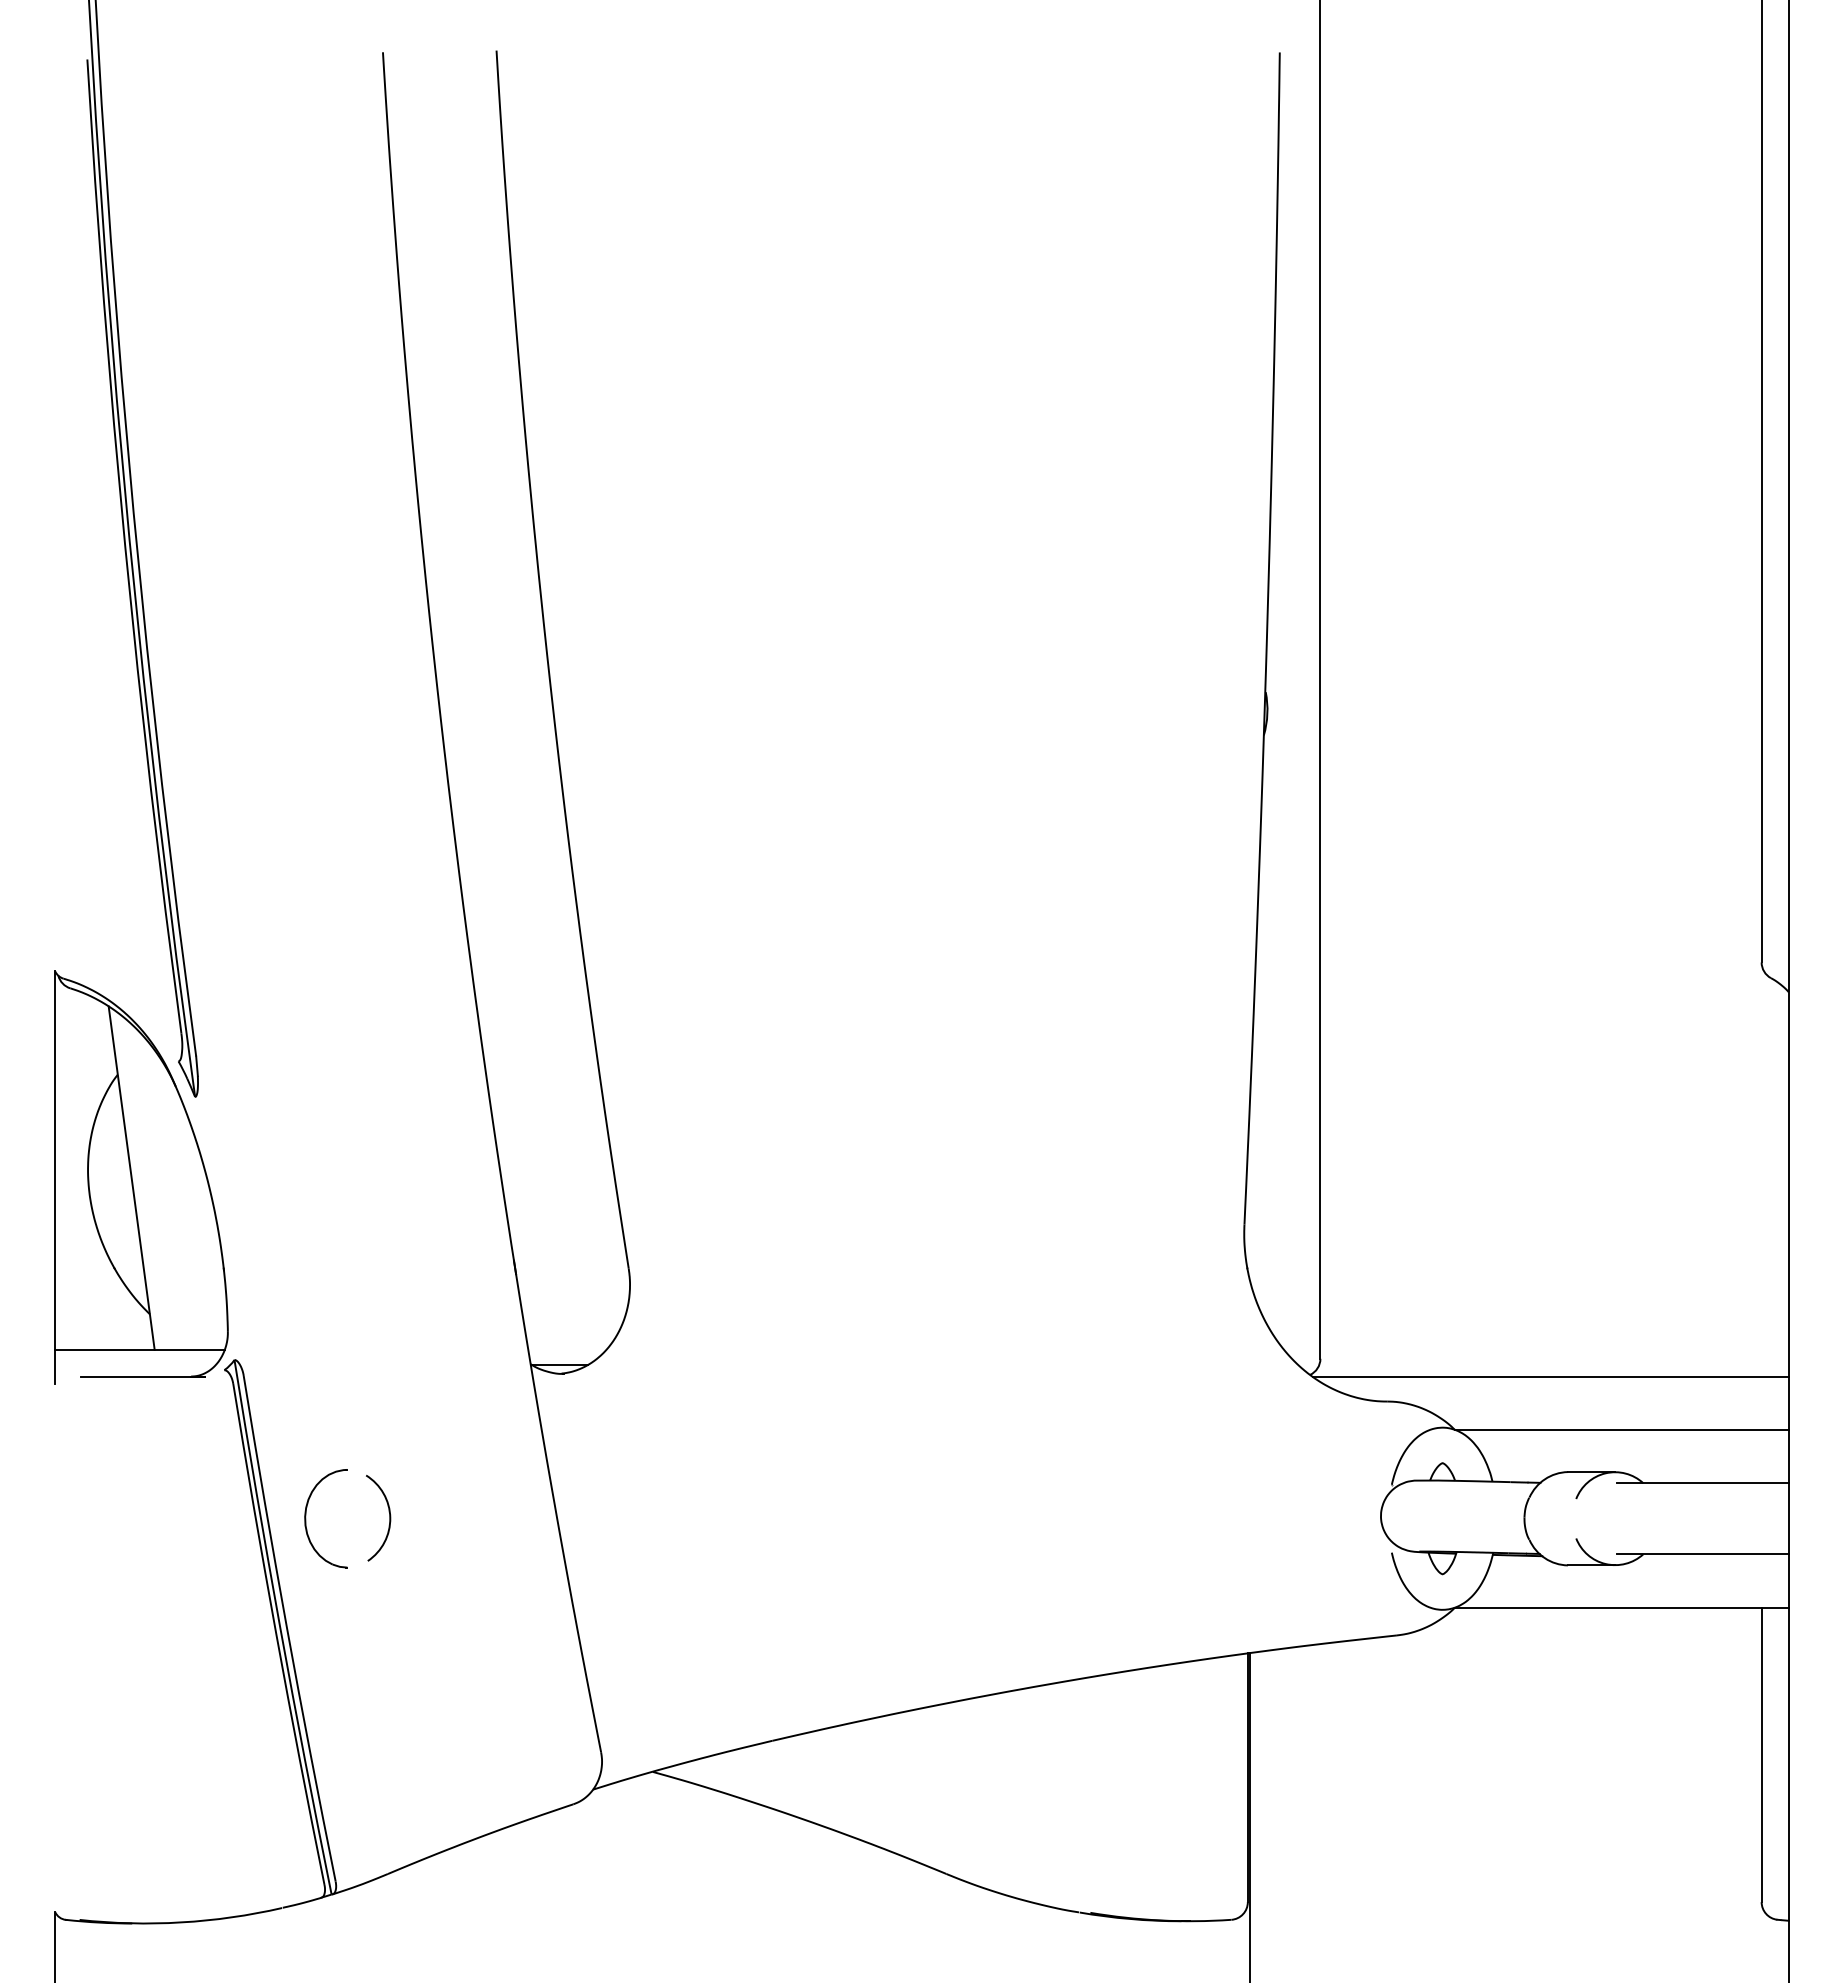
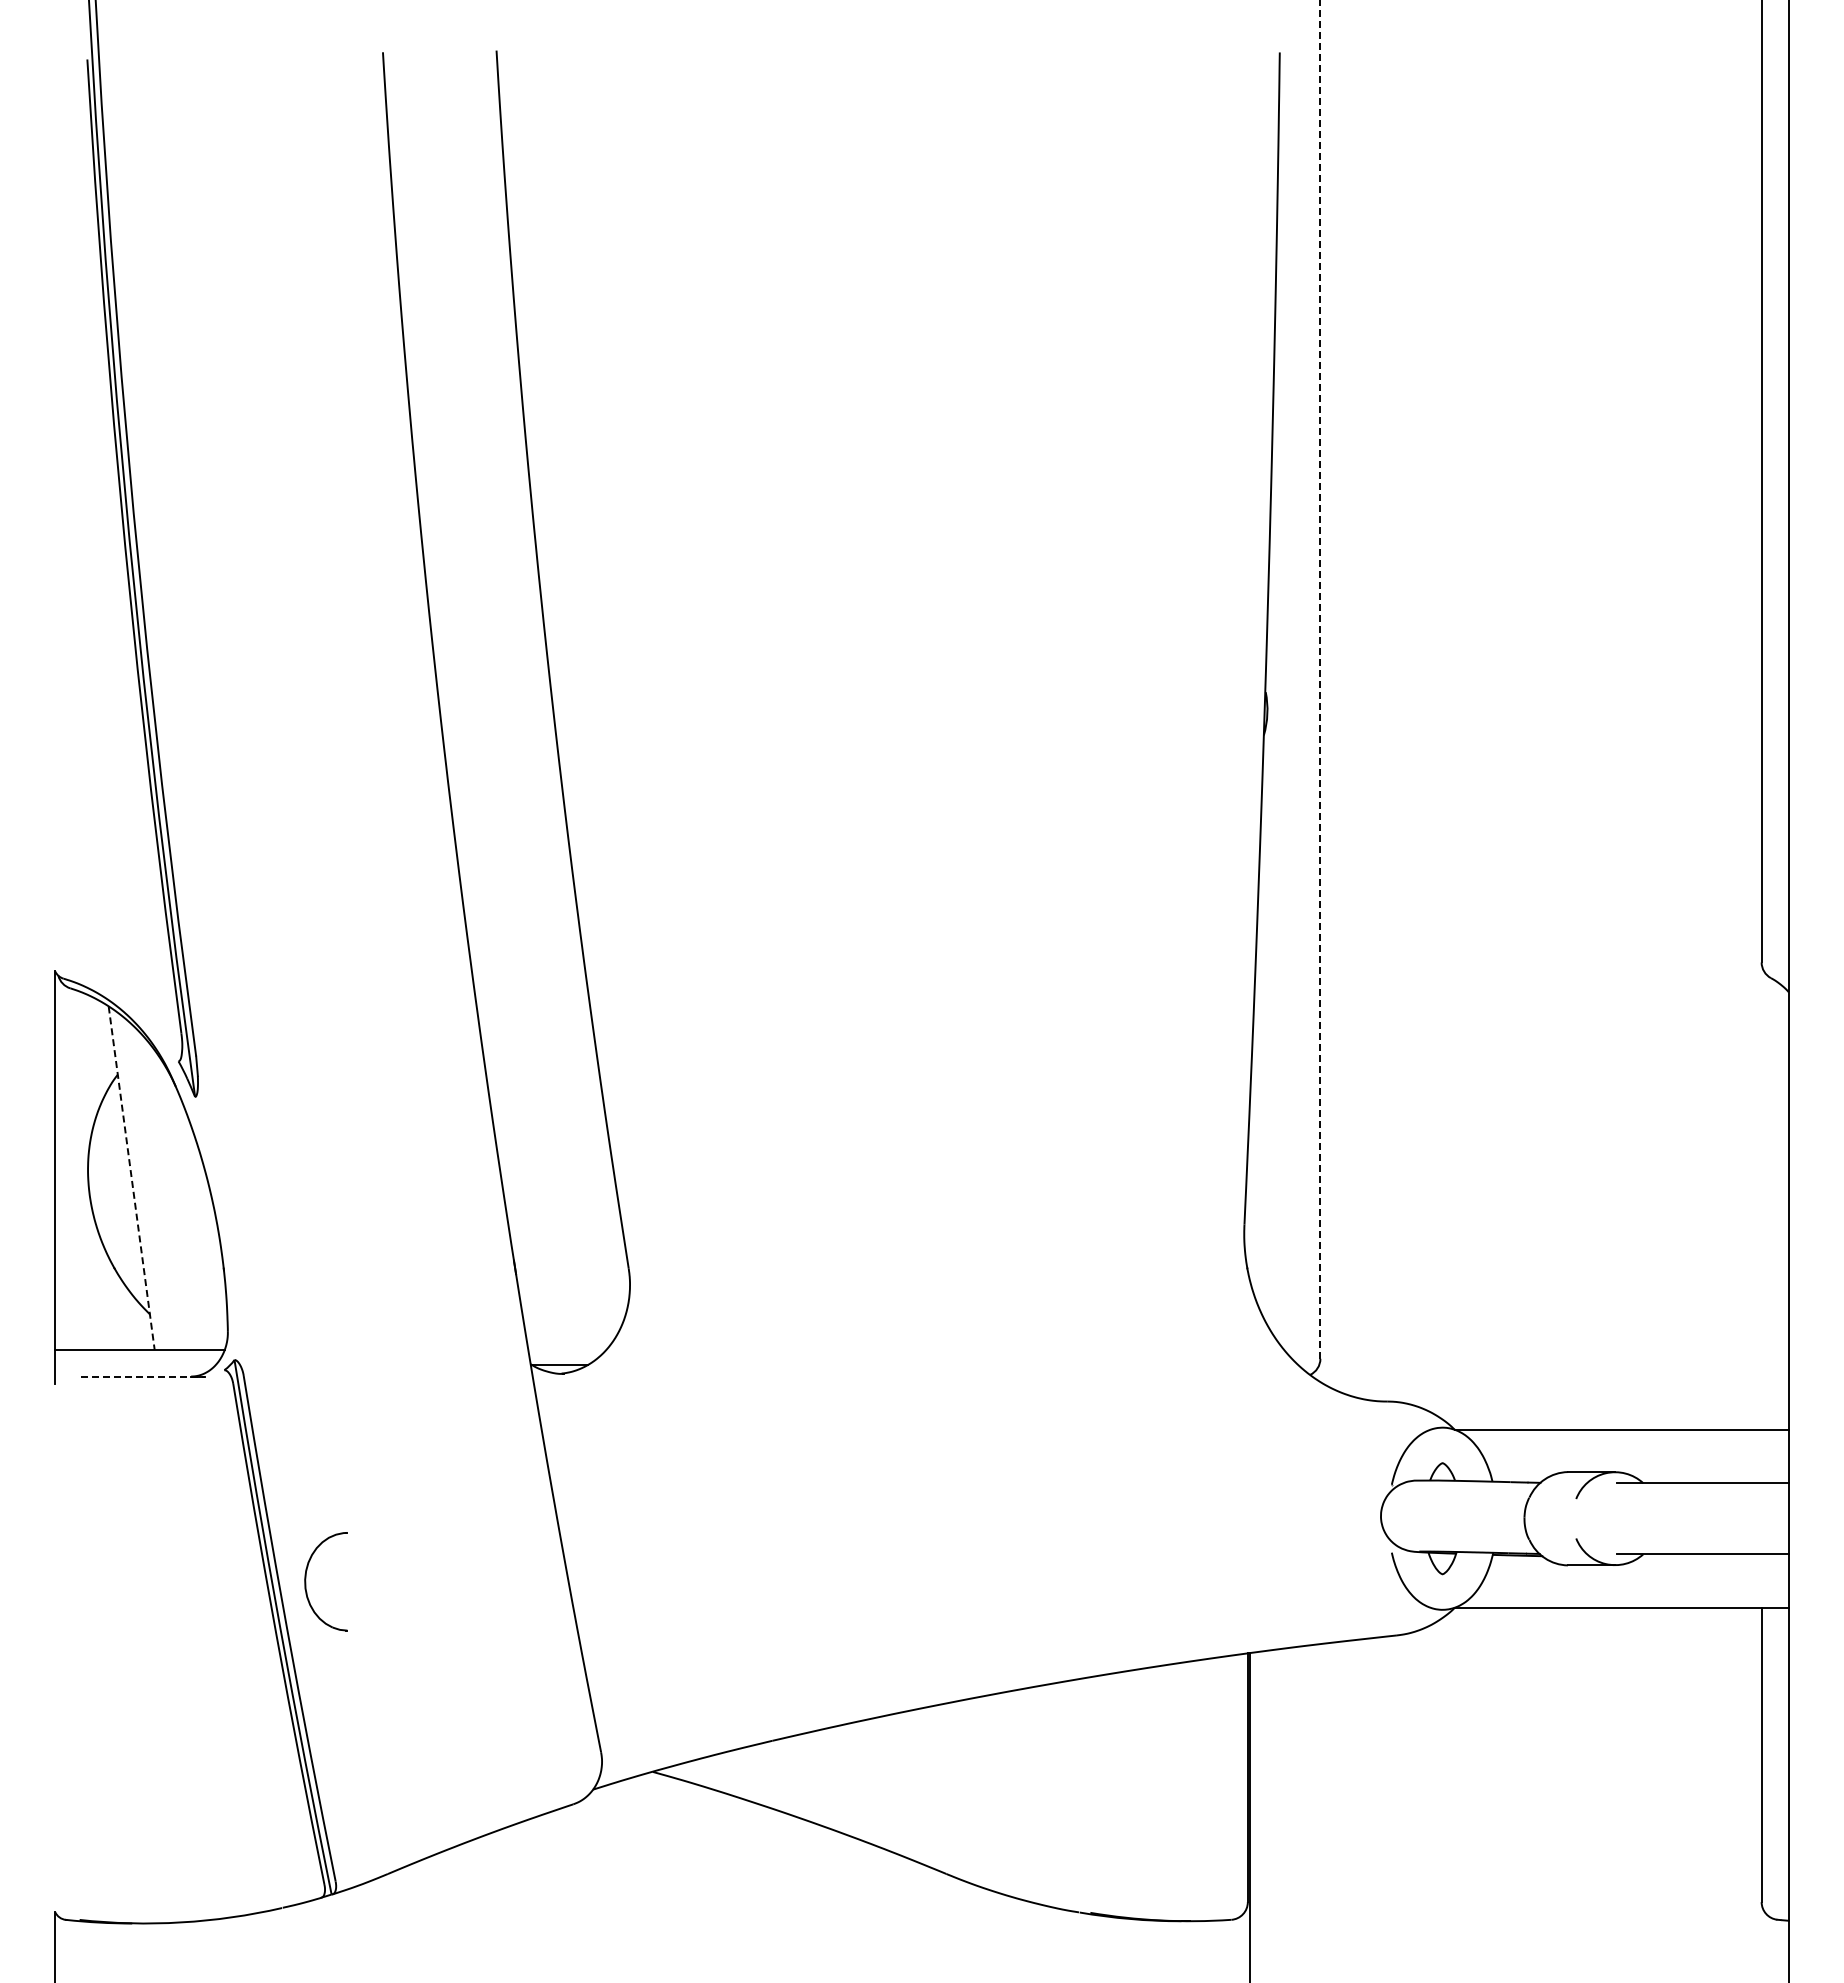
line: solid -> dashed (1320, 679)
line: solid -> dashed (131, 1178)
line: solid -> dashed (142, 1376)
line: present -> none (1550, 1376)
part position: (306, 1518) -> (306, 1581) (306, 1581)
arc: present -> none (389, 1518)
